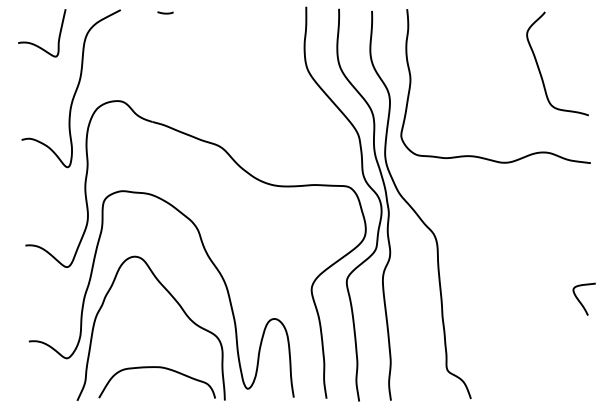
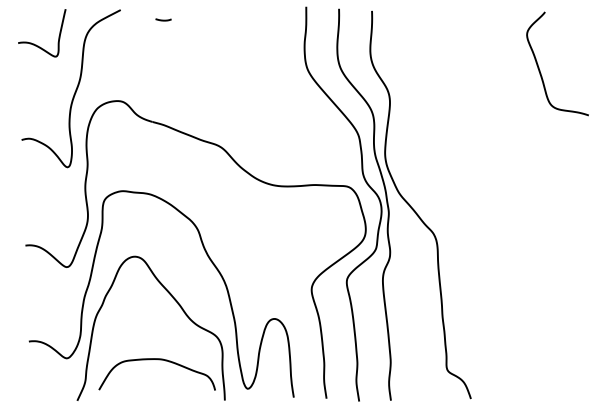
curve position: (165, 12) -> (163, 19) (163, 19)
curve: present -> none (480, 156)
curve: present -> none (579, 299)
curve position: (158, 368) -> (158, 360) (158, 360)
